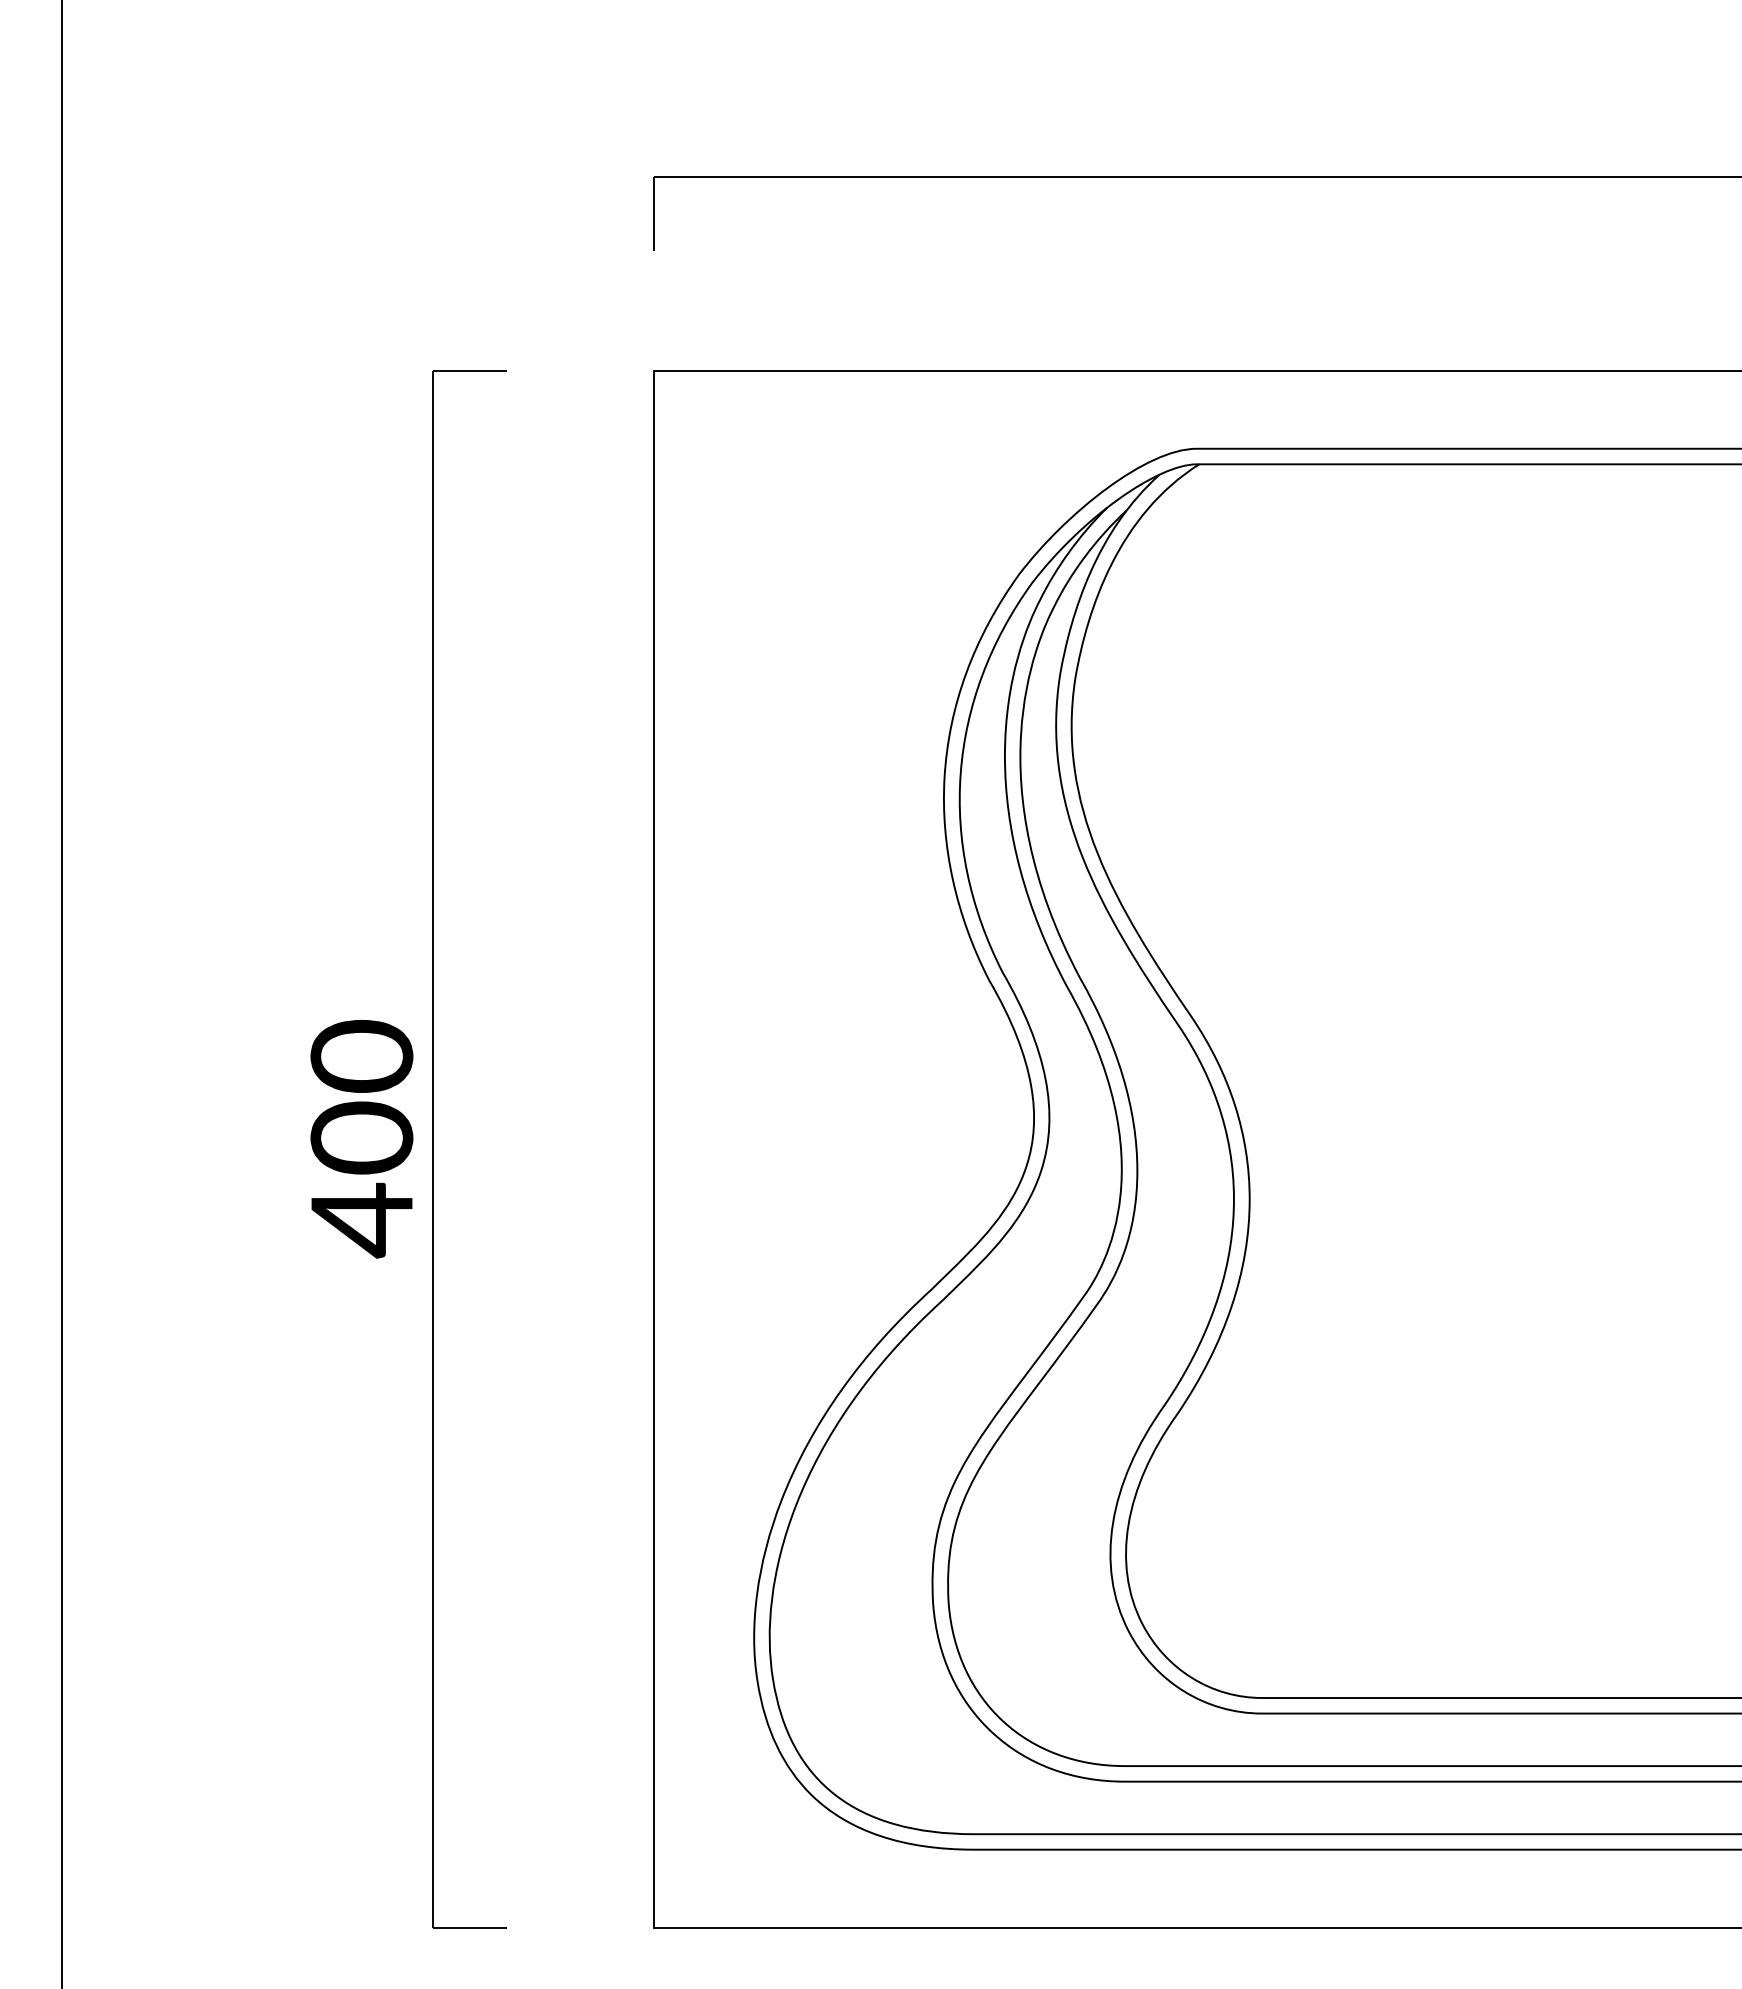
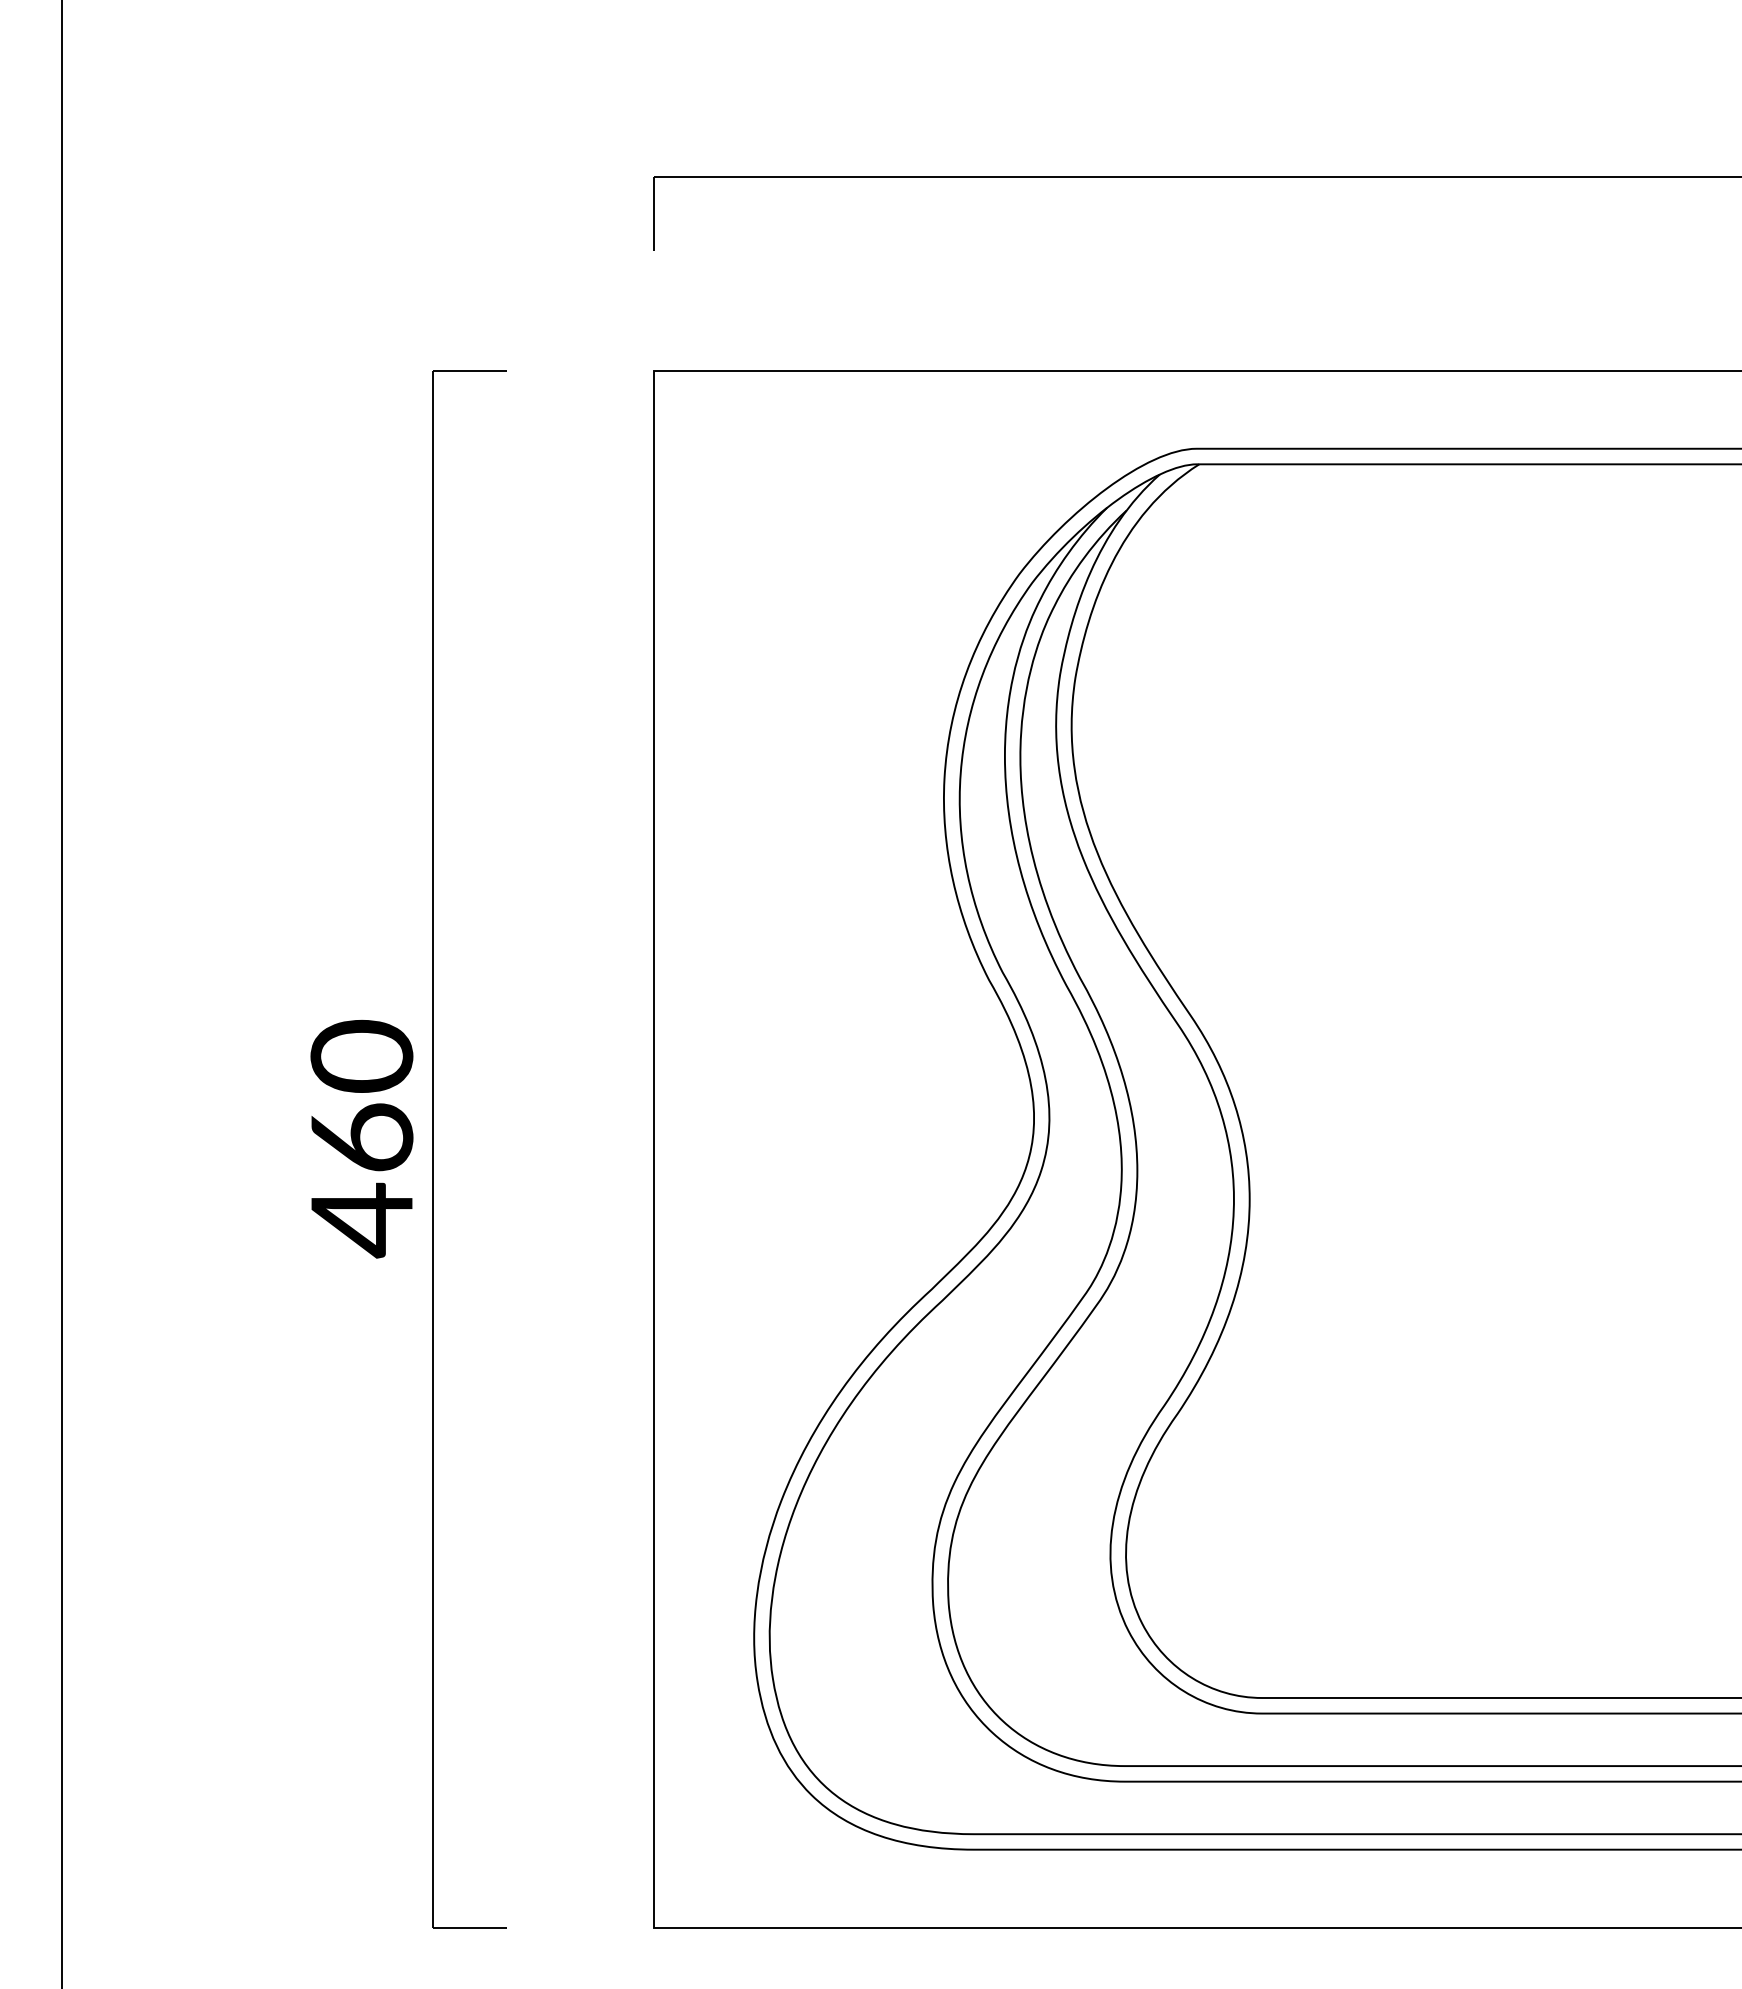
text: 400 -> 460 (361, 1137)
